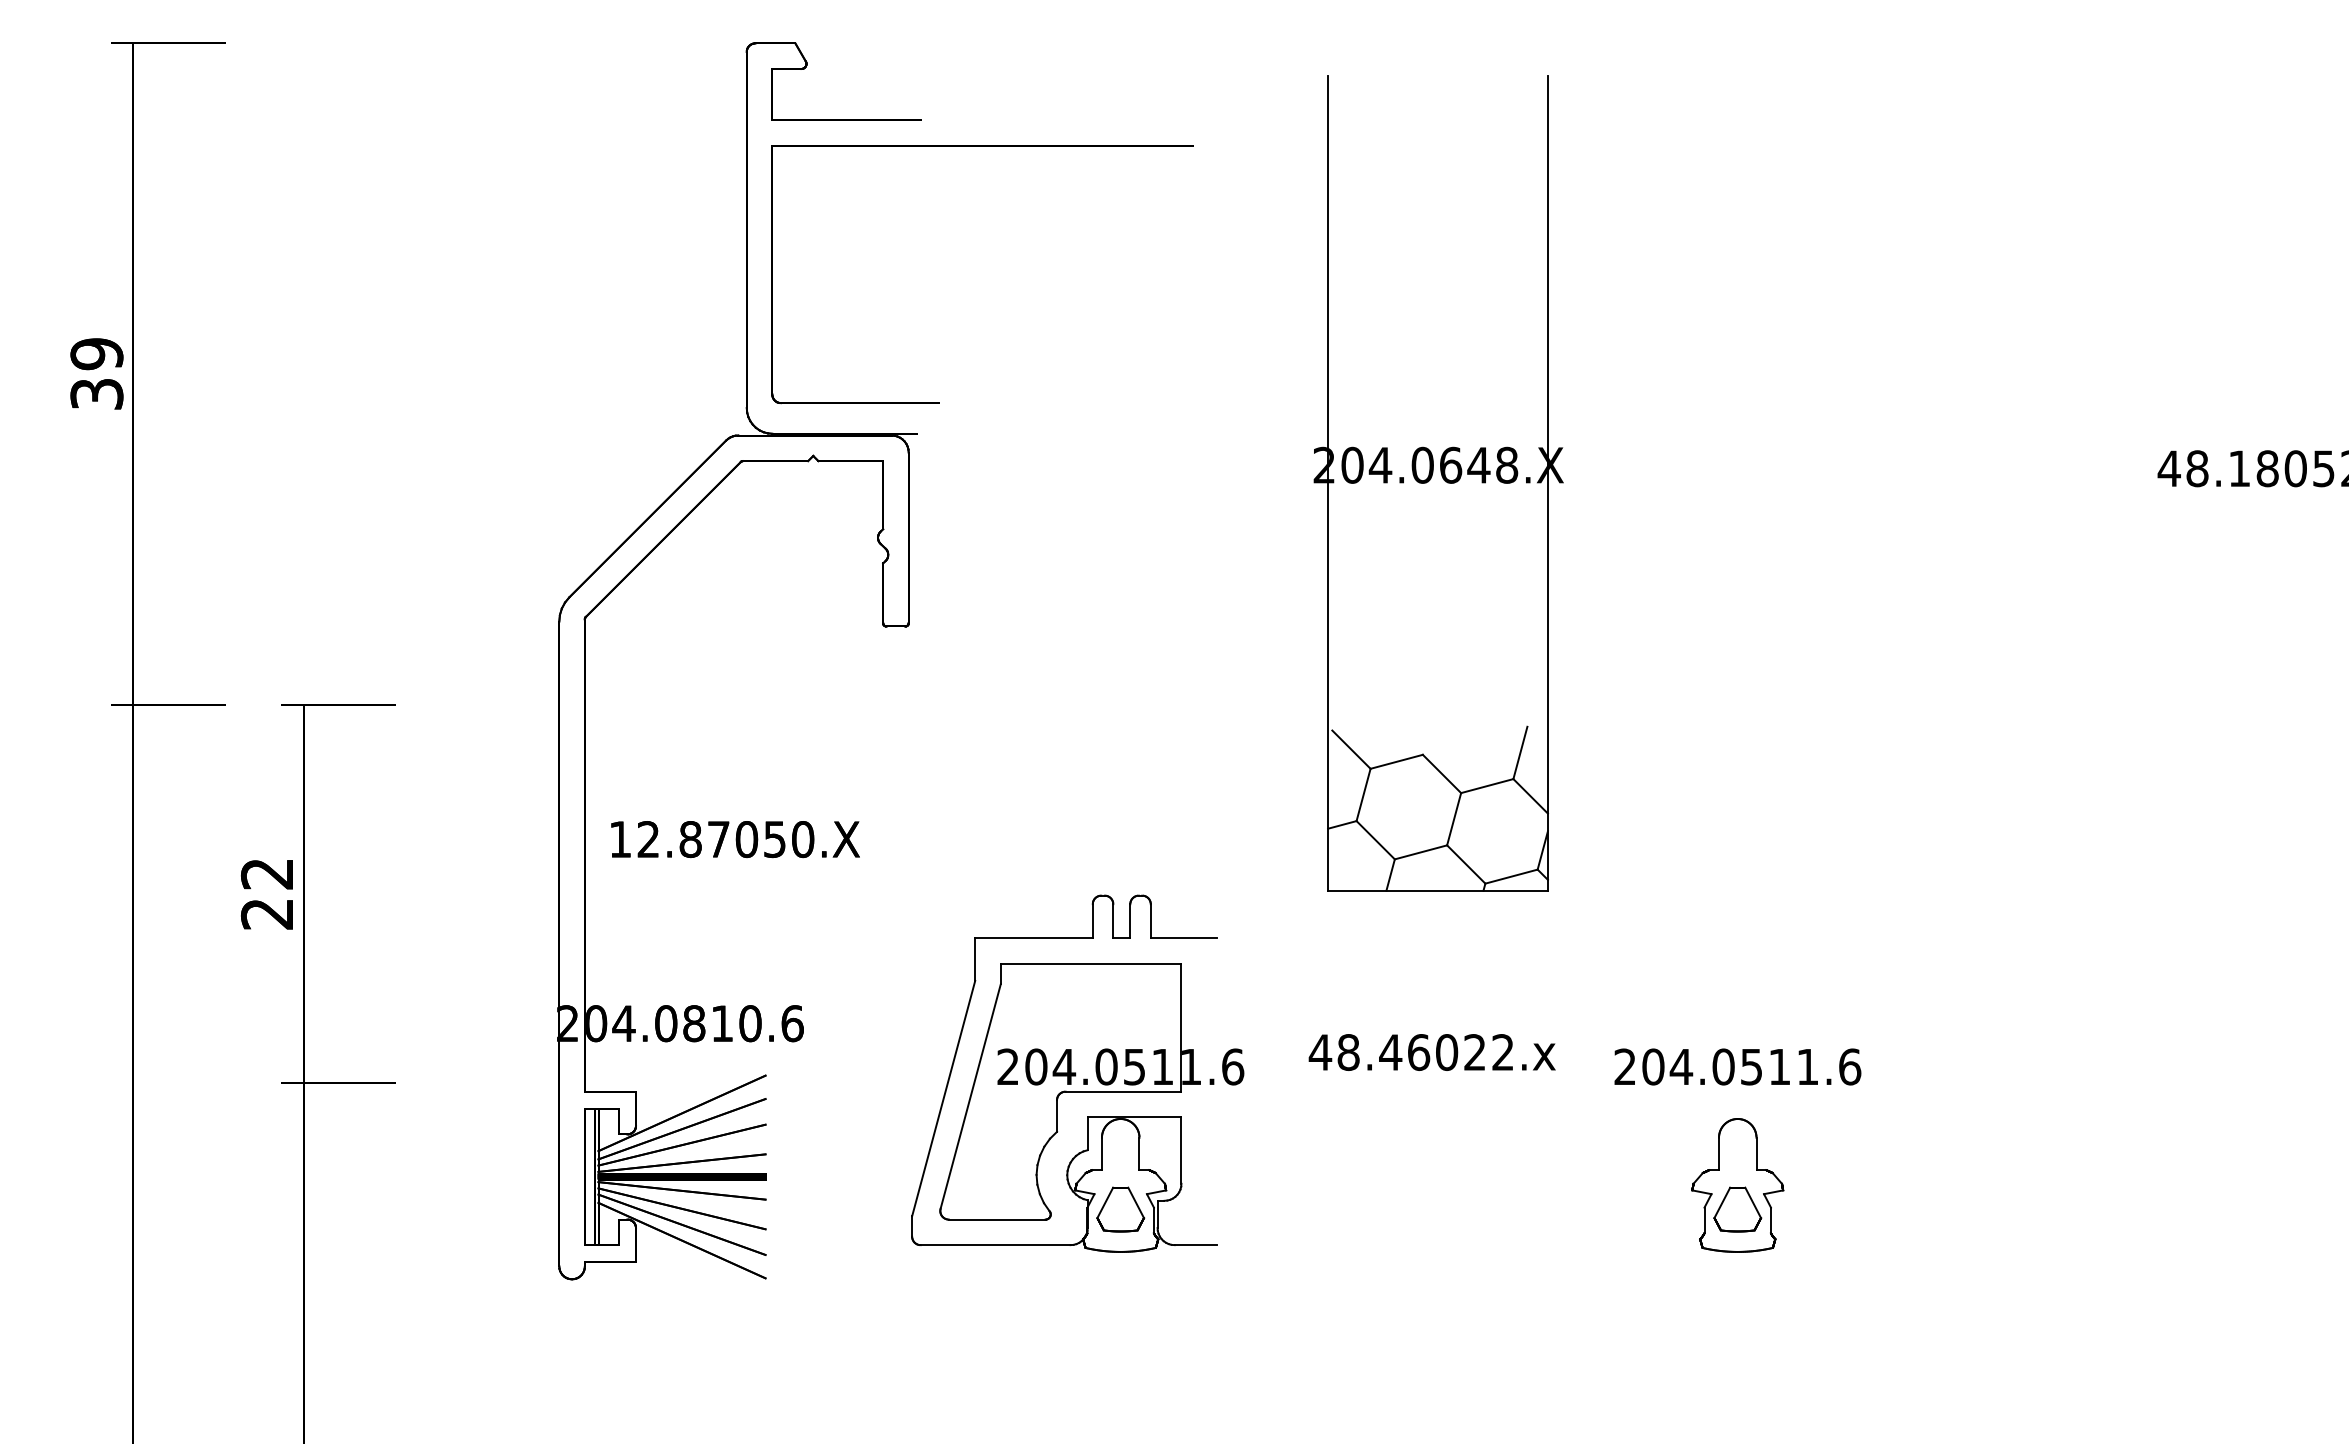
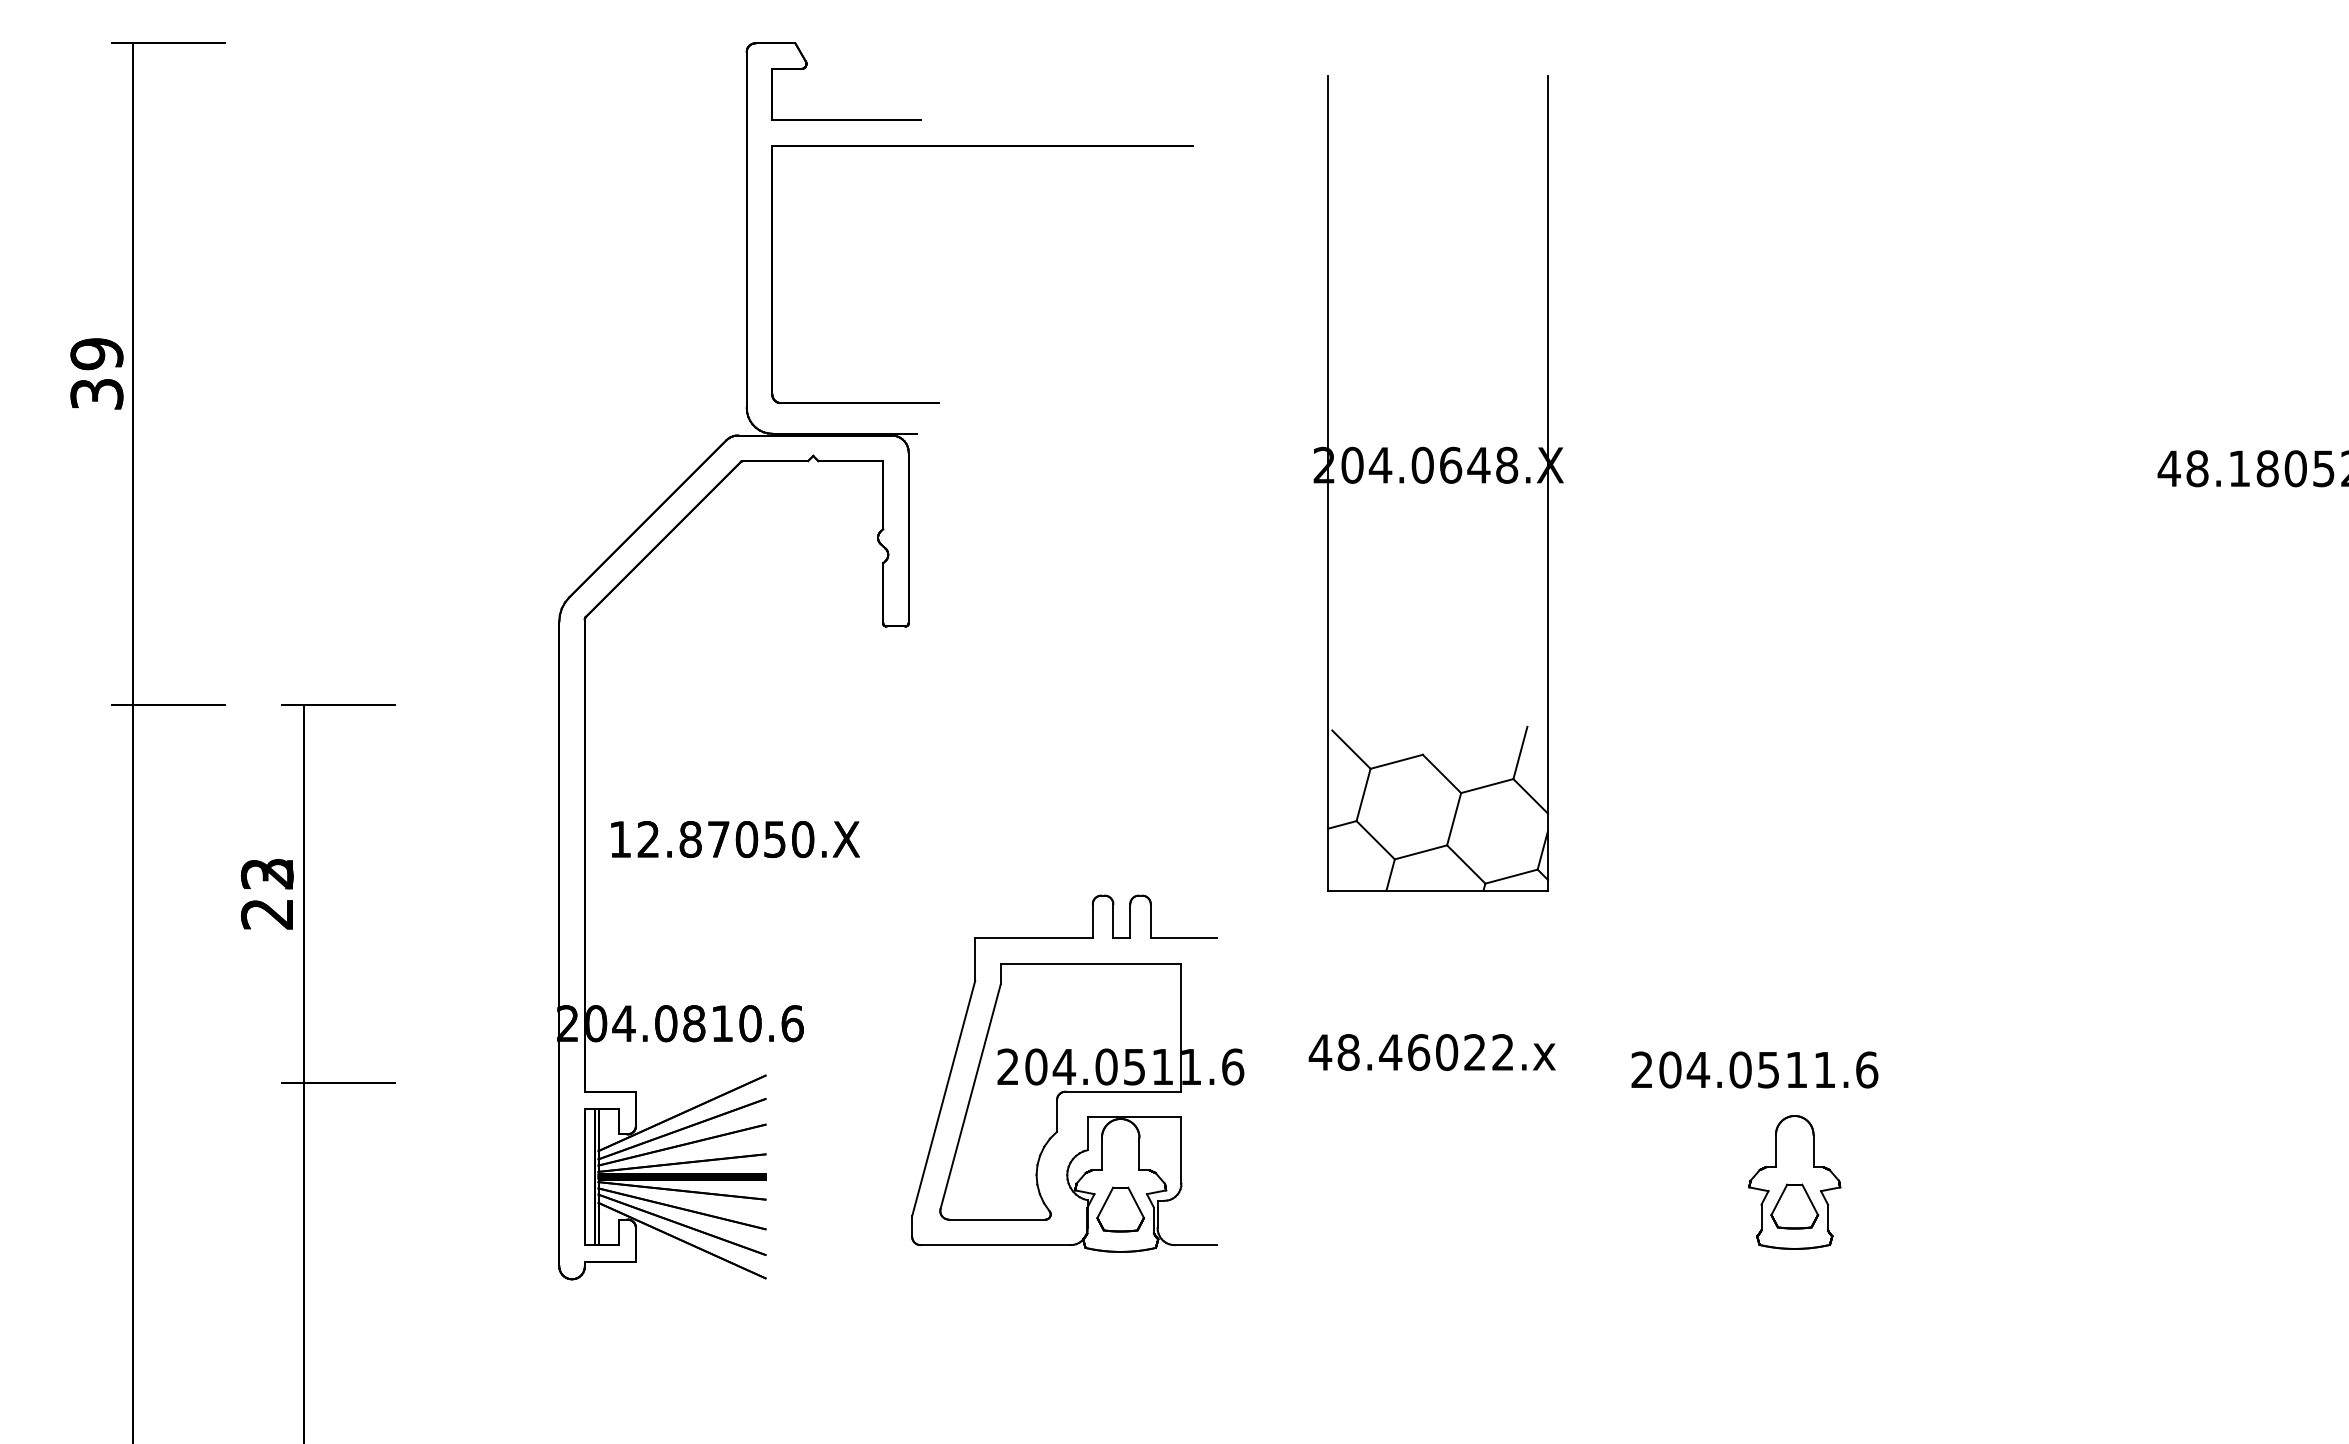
text: 22 -> 23 (267, 874)
text position: (1737, 1066) -> (1754, 1069) (1754, 1069)
part position: (1737, 1185) -> (1794, 1182) (1794, 1182)
